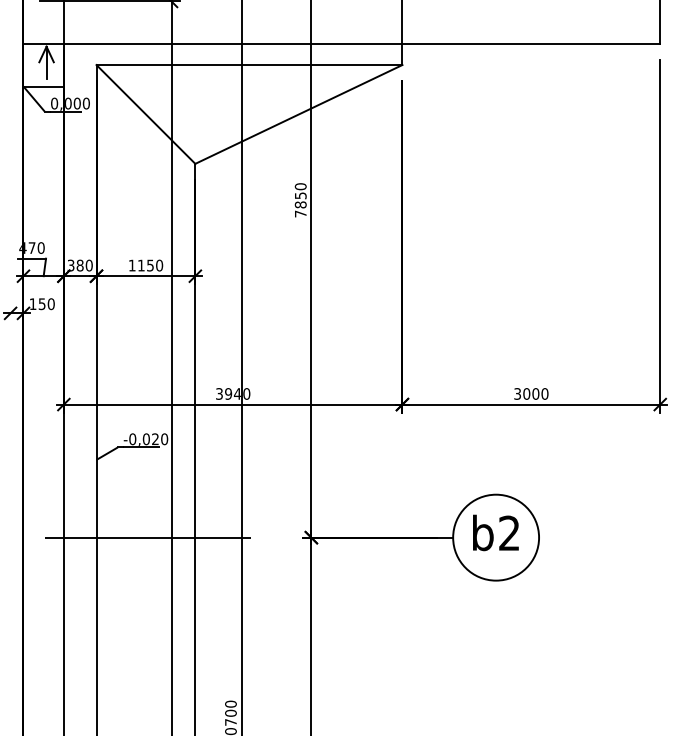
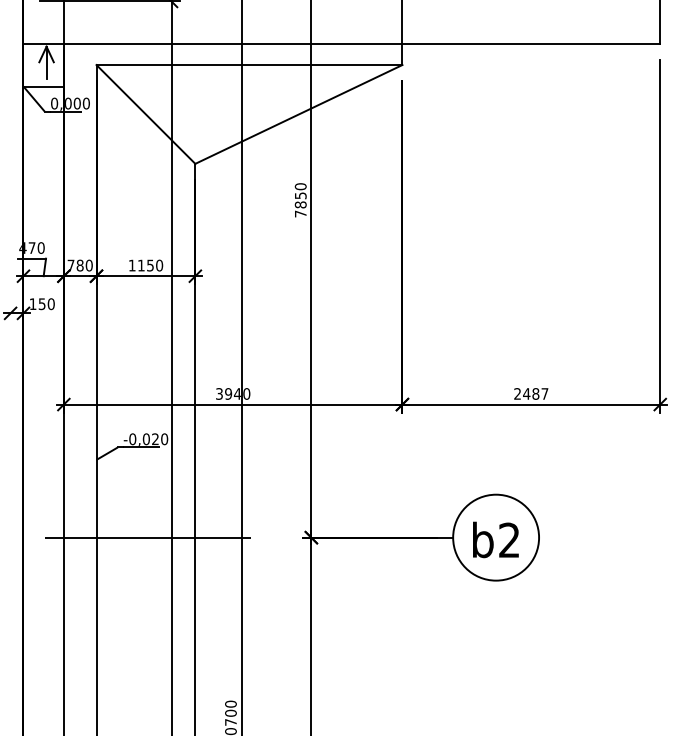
text: 380 -> 780 (70, 265)
text: 3000 -> 2487 (531, 393)
text position: (495, 532) -> (495, 539) (495, 539)
